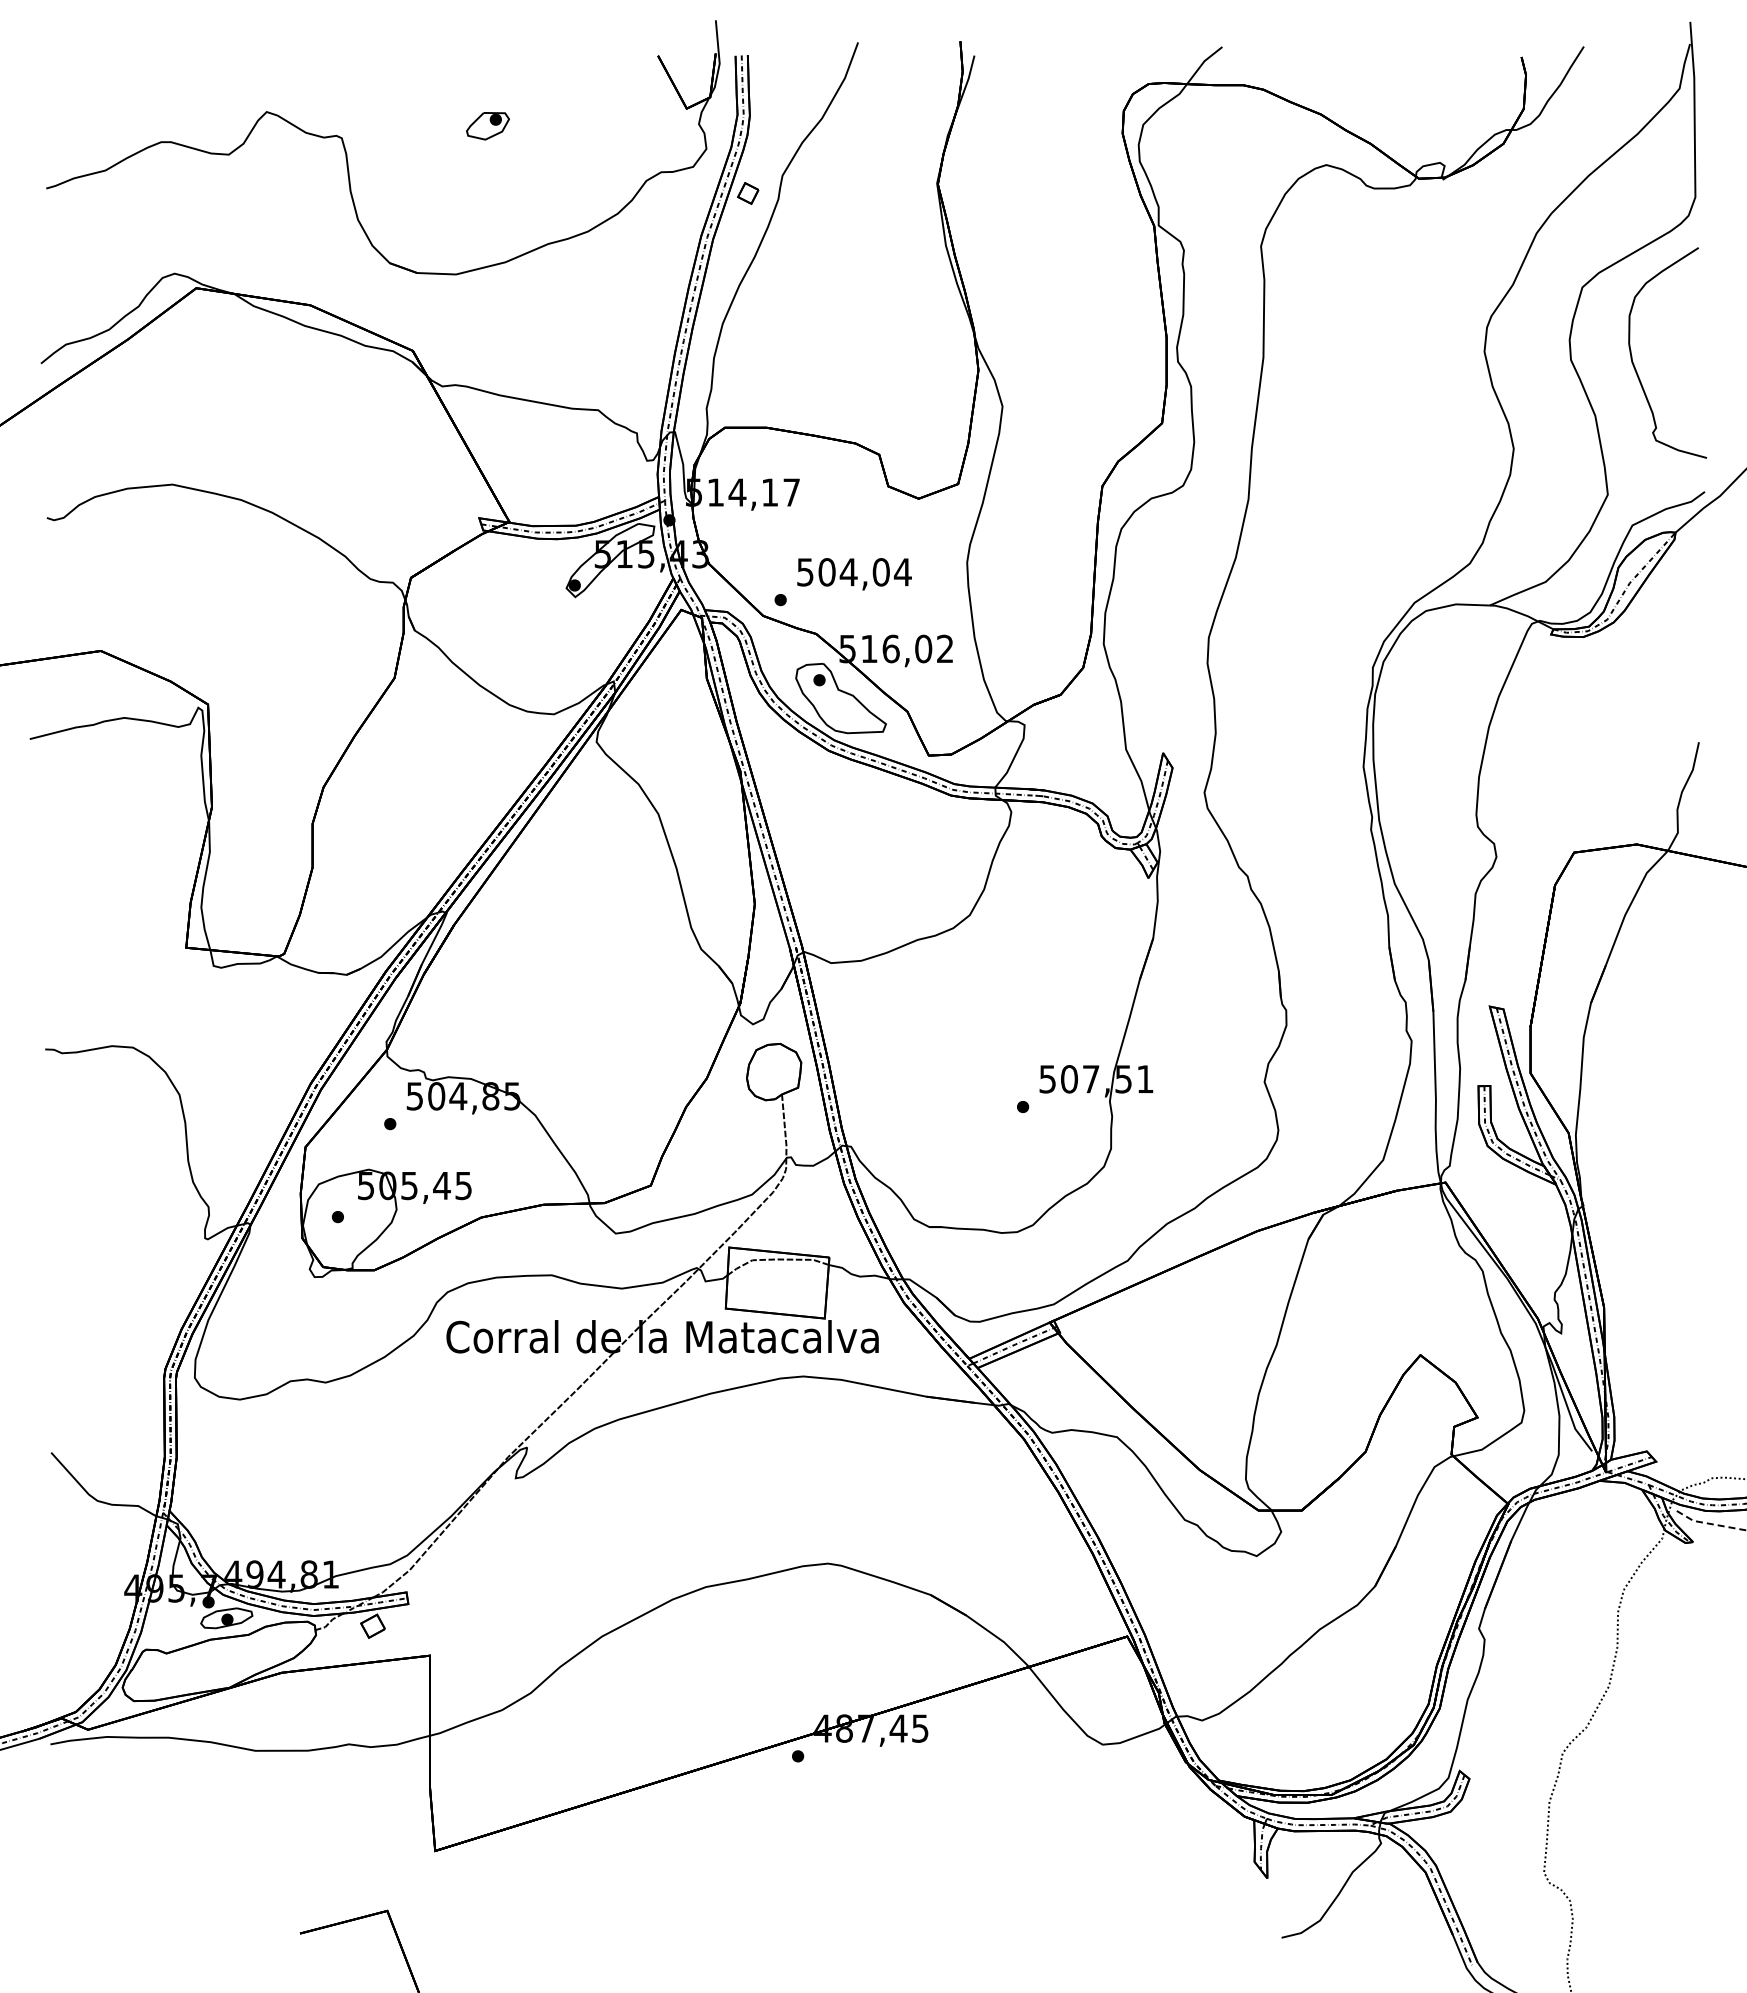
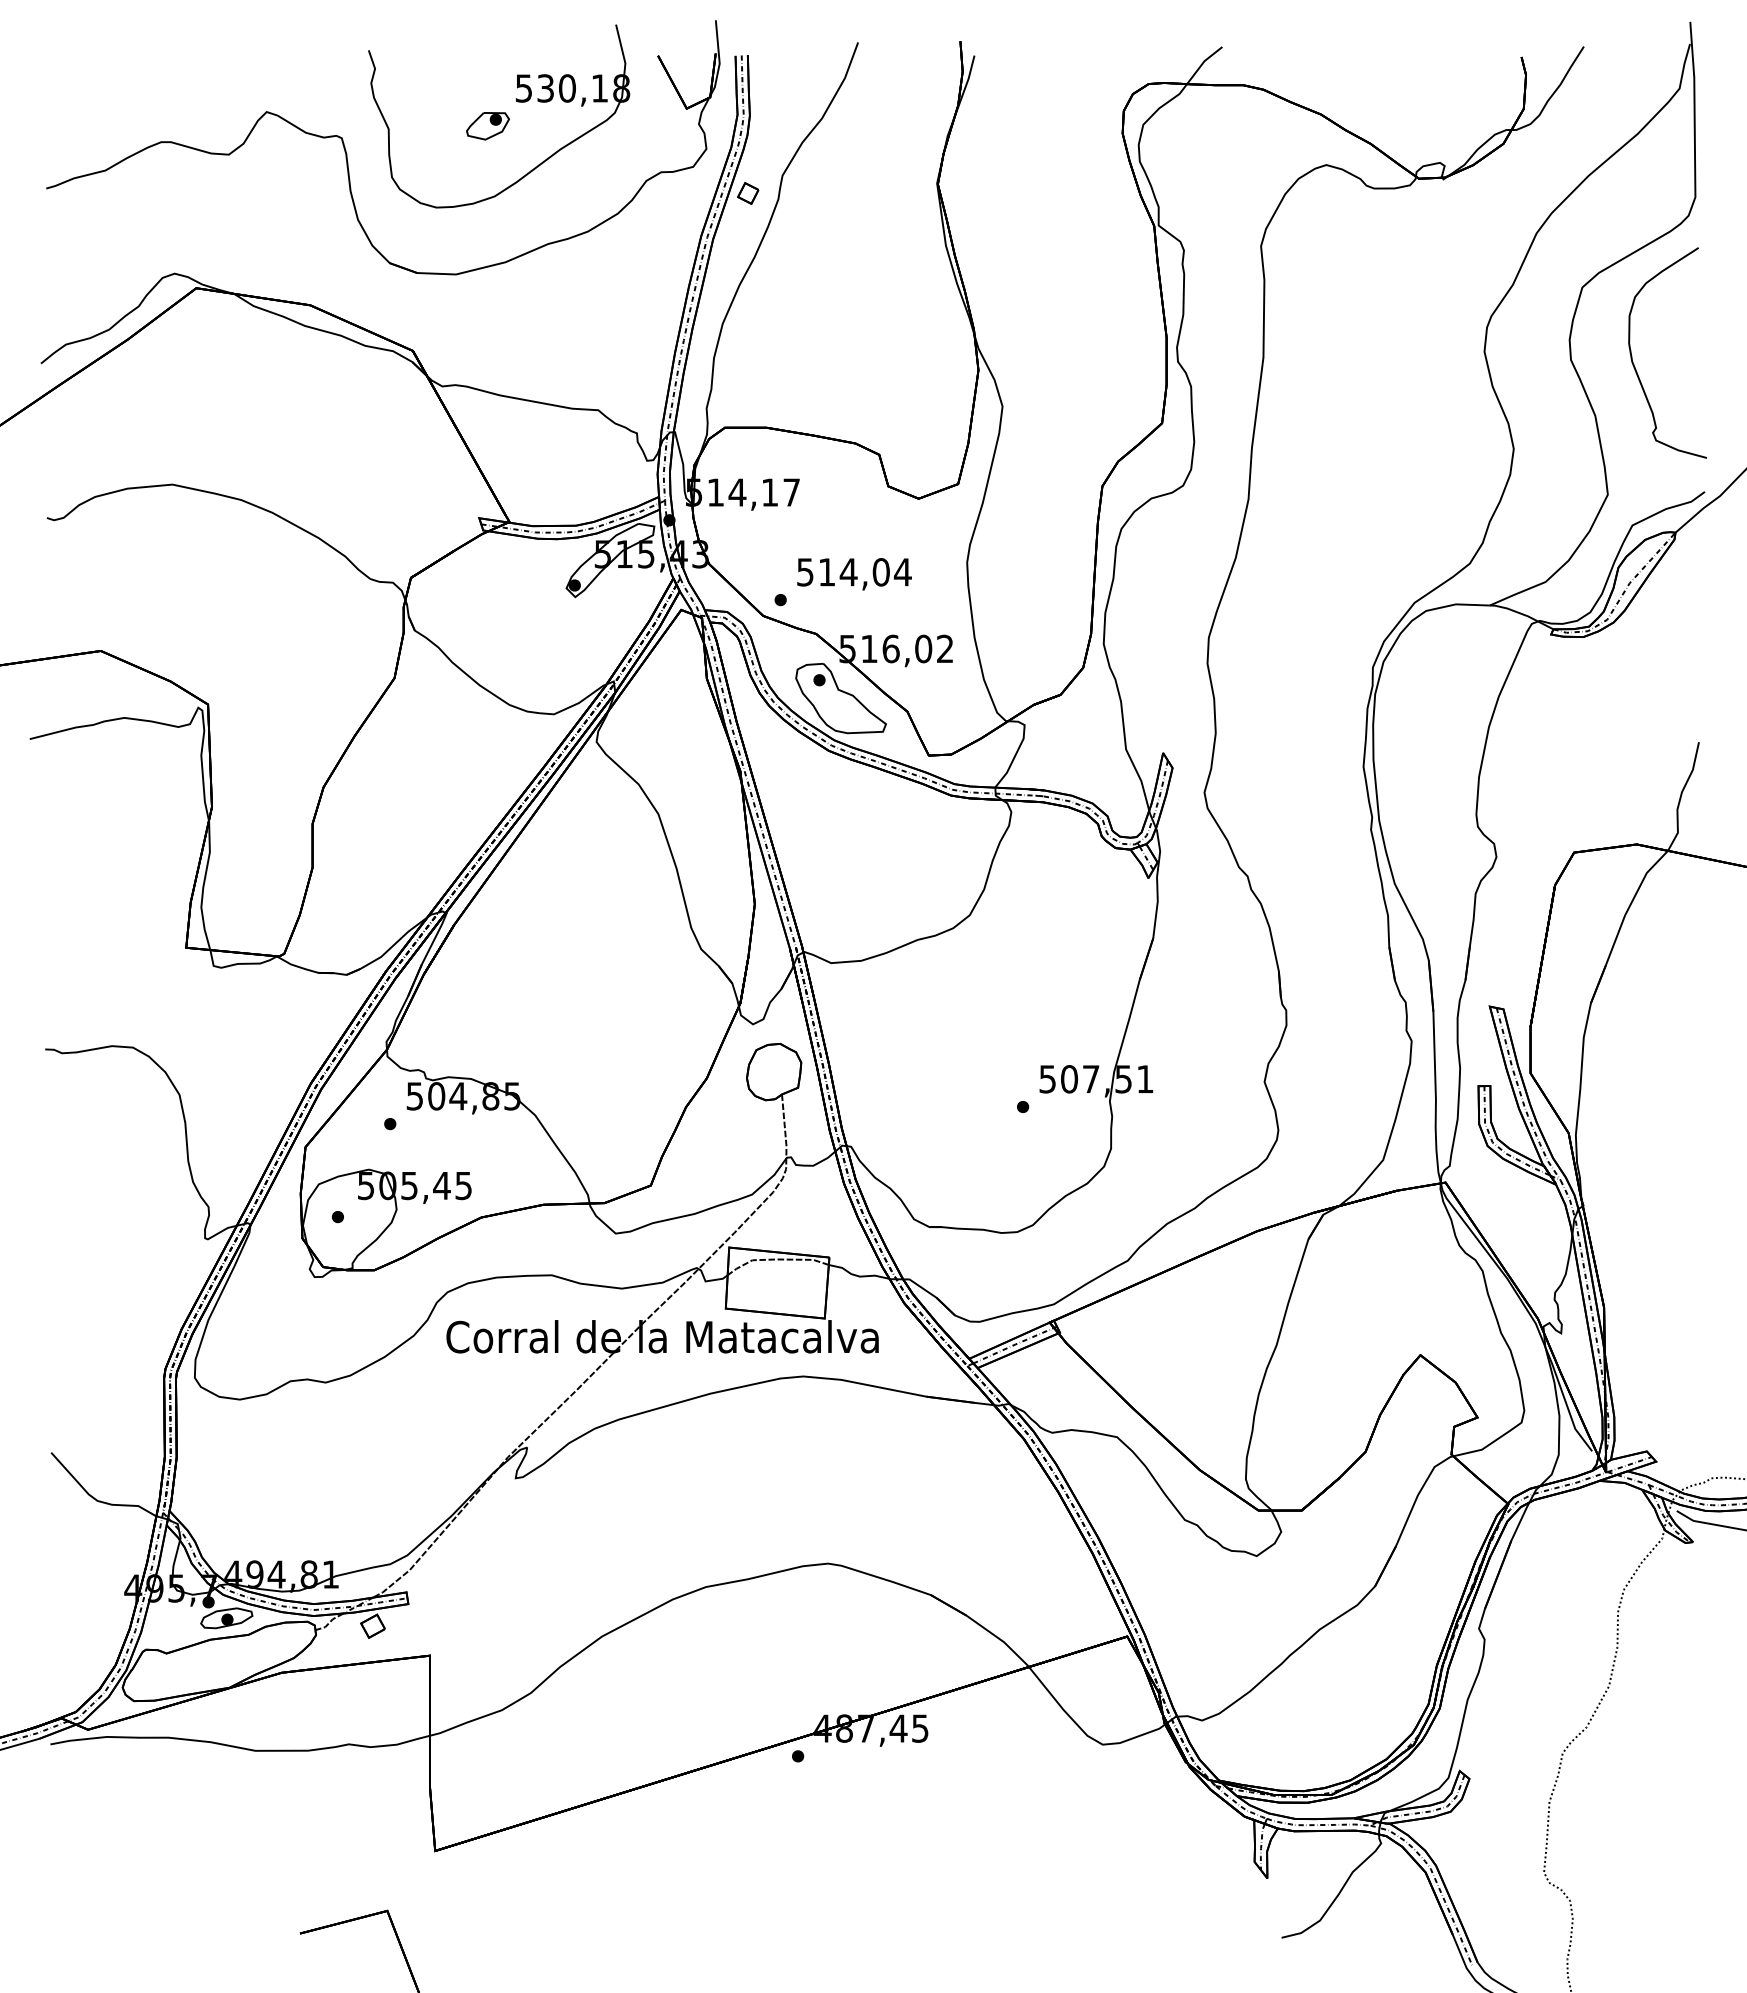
part: none -> present (516, 101)
text: 504,04 -> 514,04 (826, 572)
line: dashed -> solid (1710, 1523)
